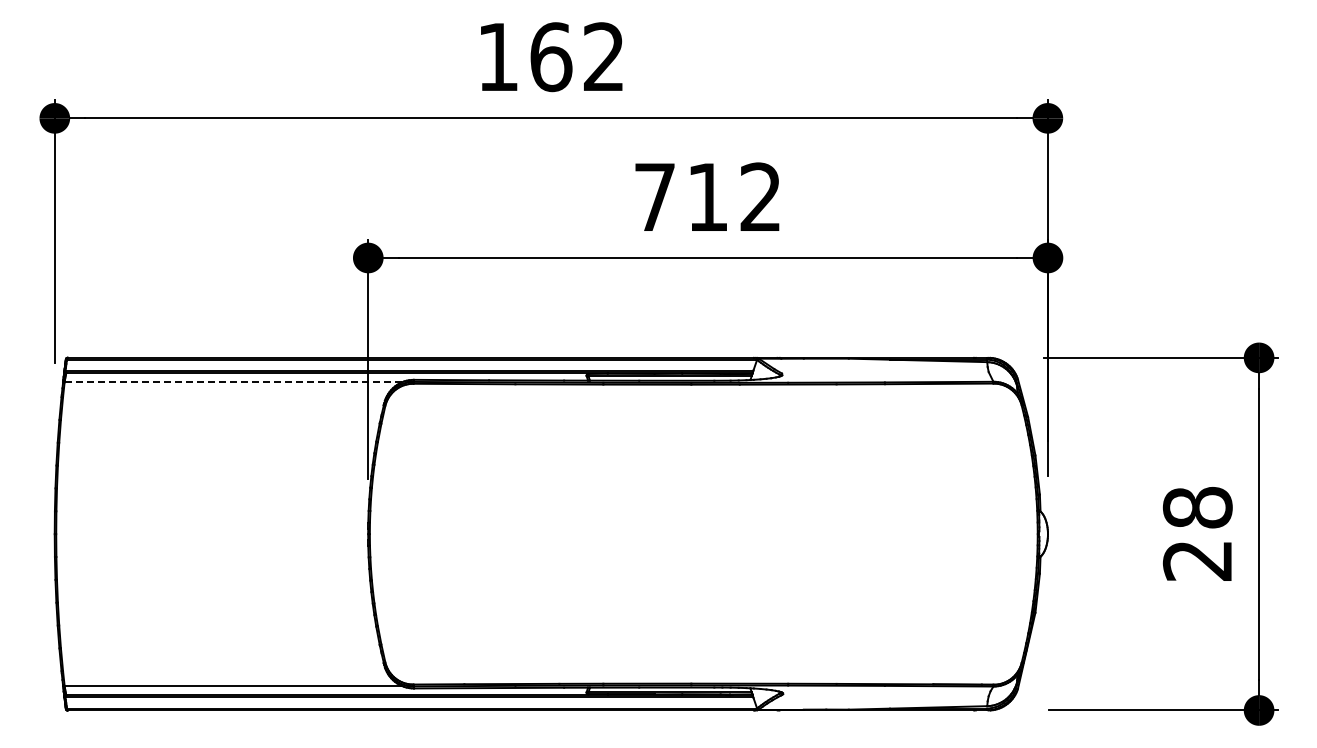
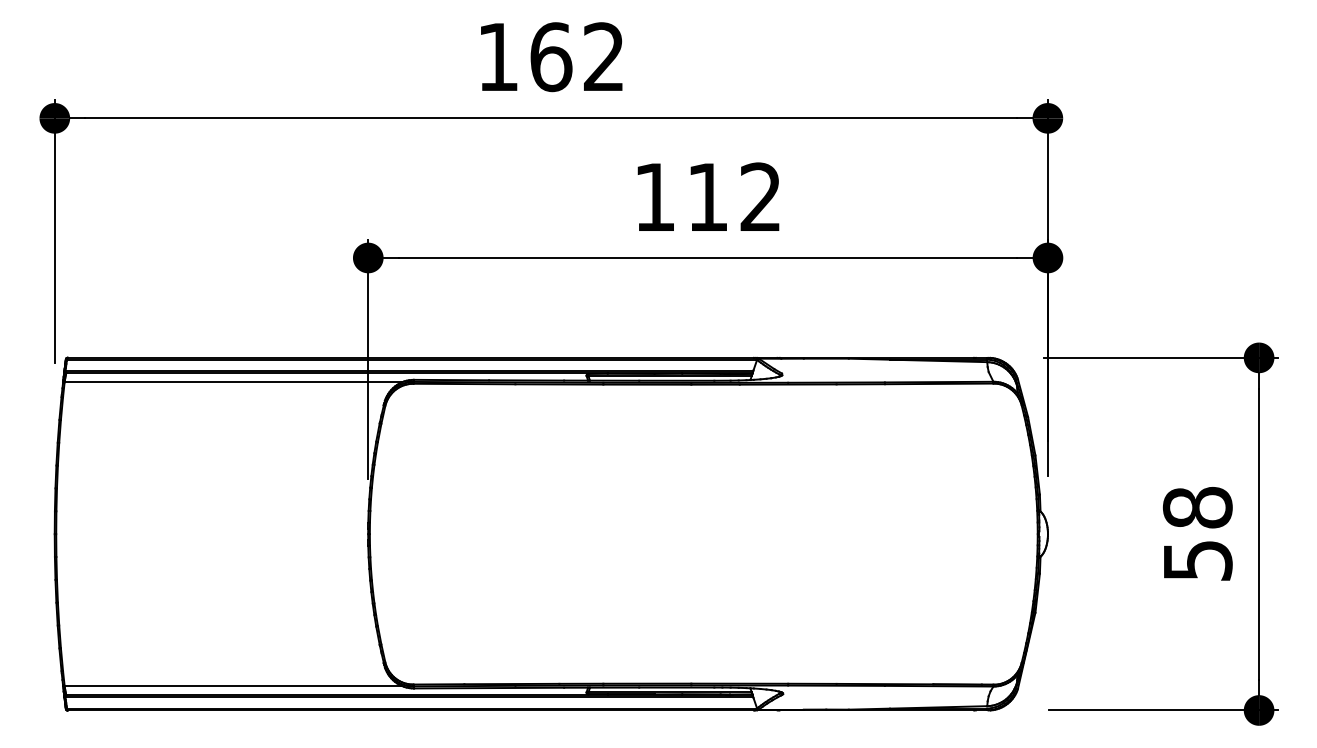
text: 712 -> 112 (654, 196)
line: dashed -> solid (233, 382)
text: 28 -> 58 (1197, 560)
